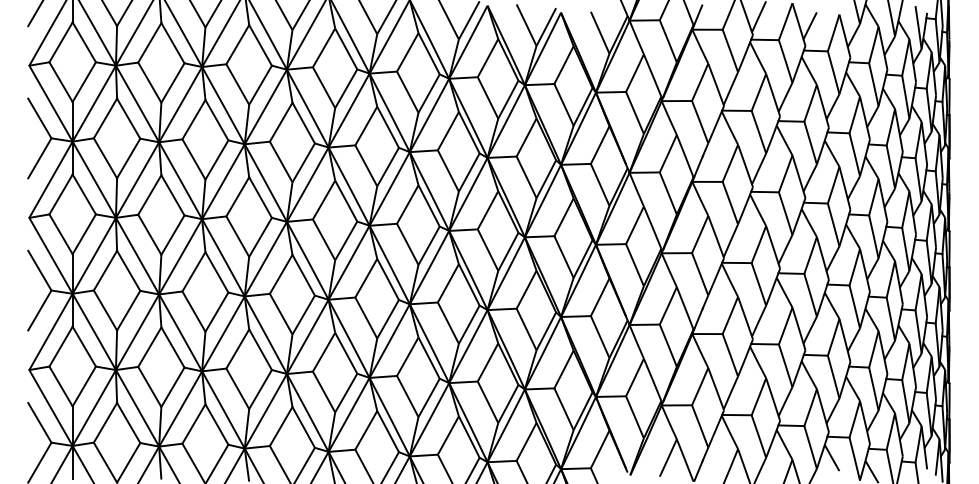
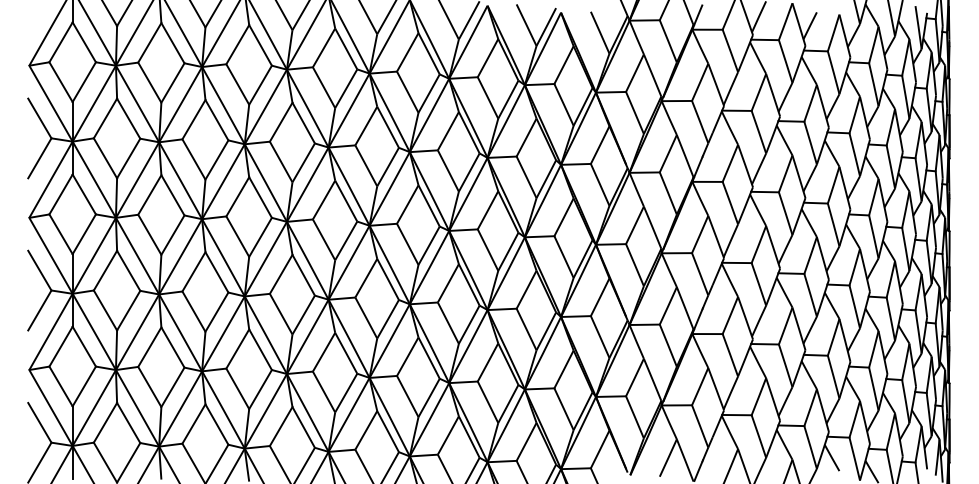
line: present -> none (34, 14)
